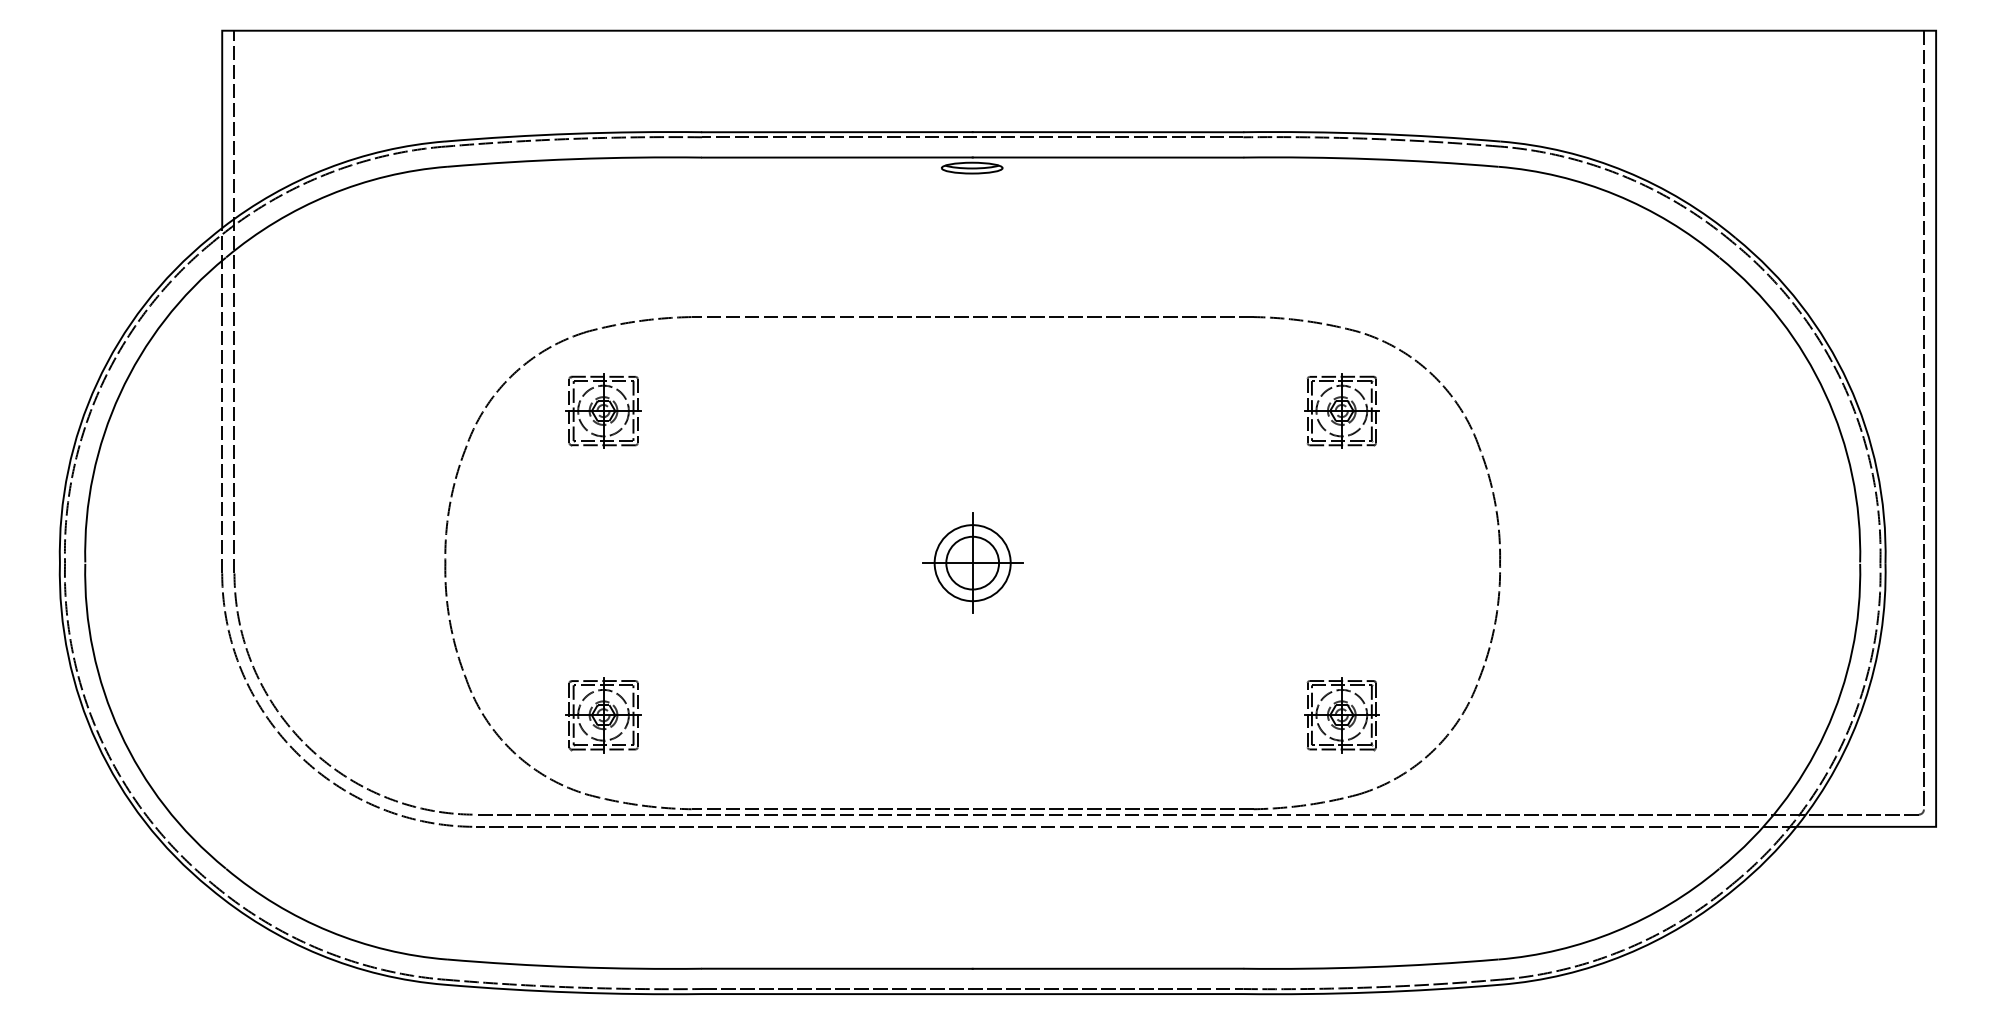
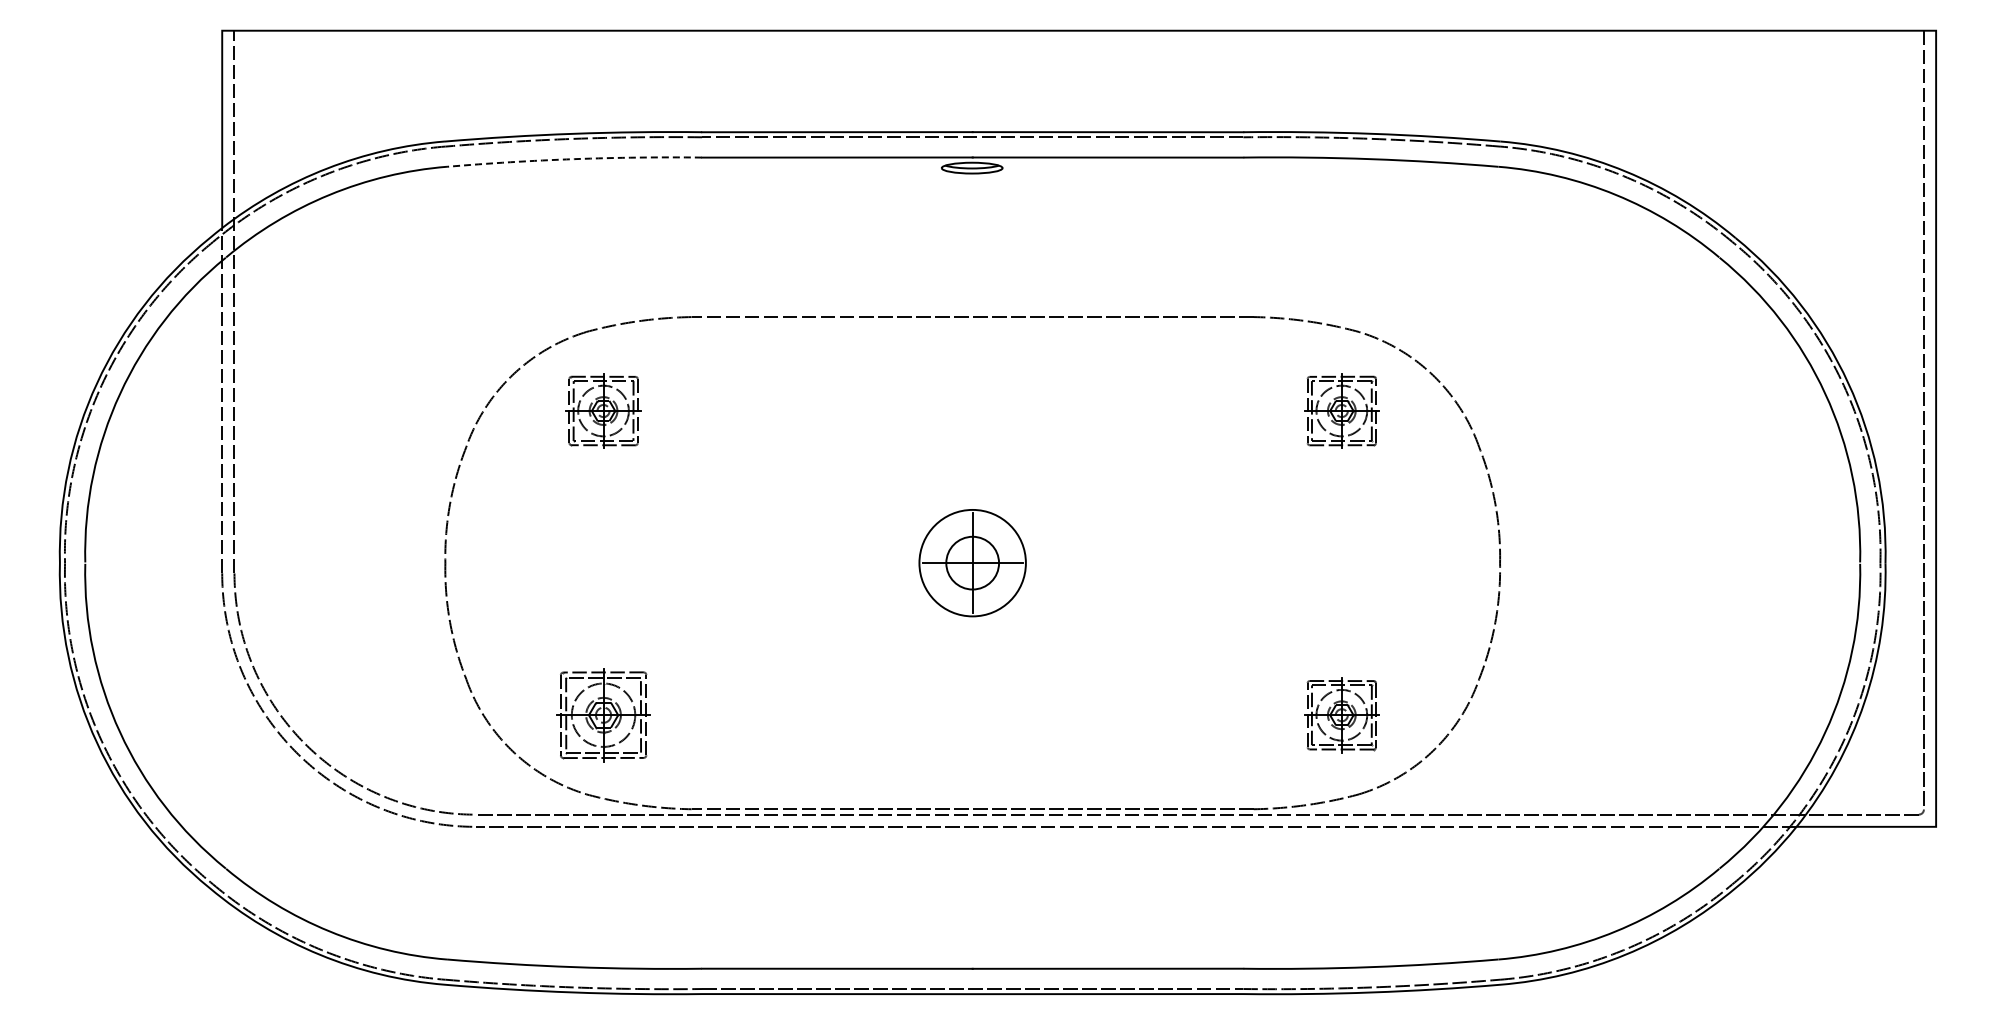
arc: solid -> dashed (574, 159)
circle diameter: 76 px -> 106 px (972, 562)
part size: 77x77 px -> 95x95 px (603, 715)
